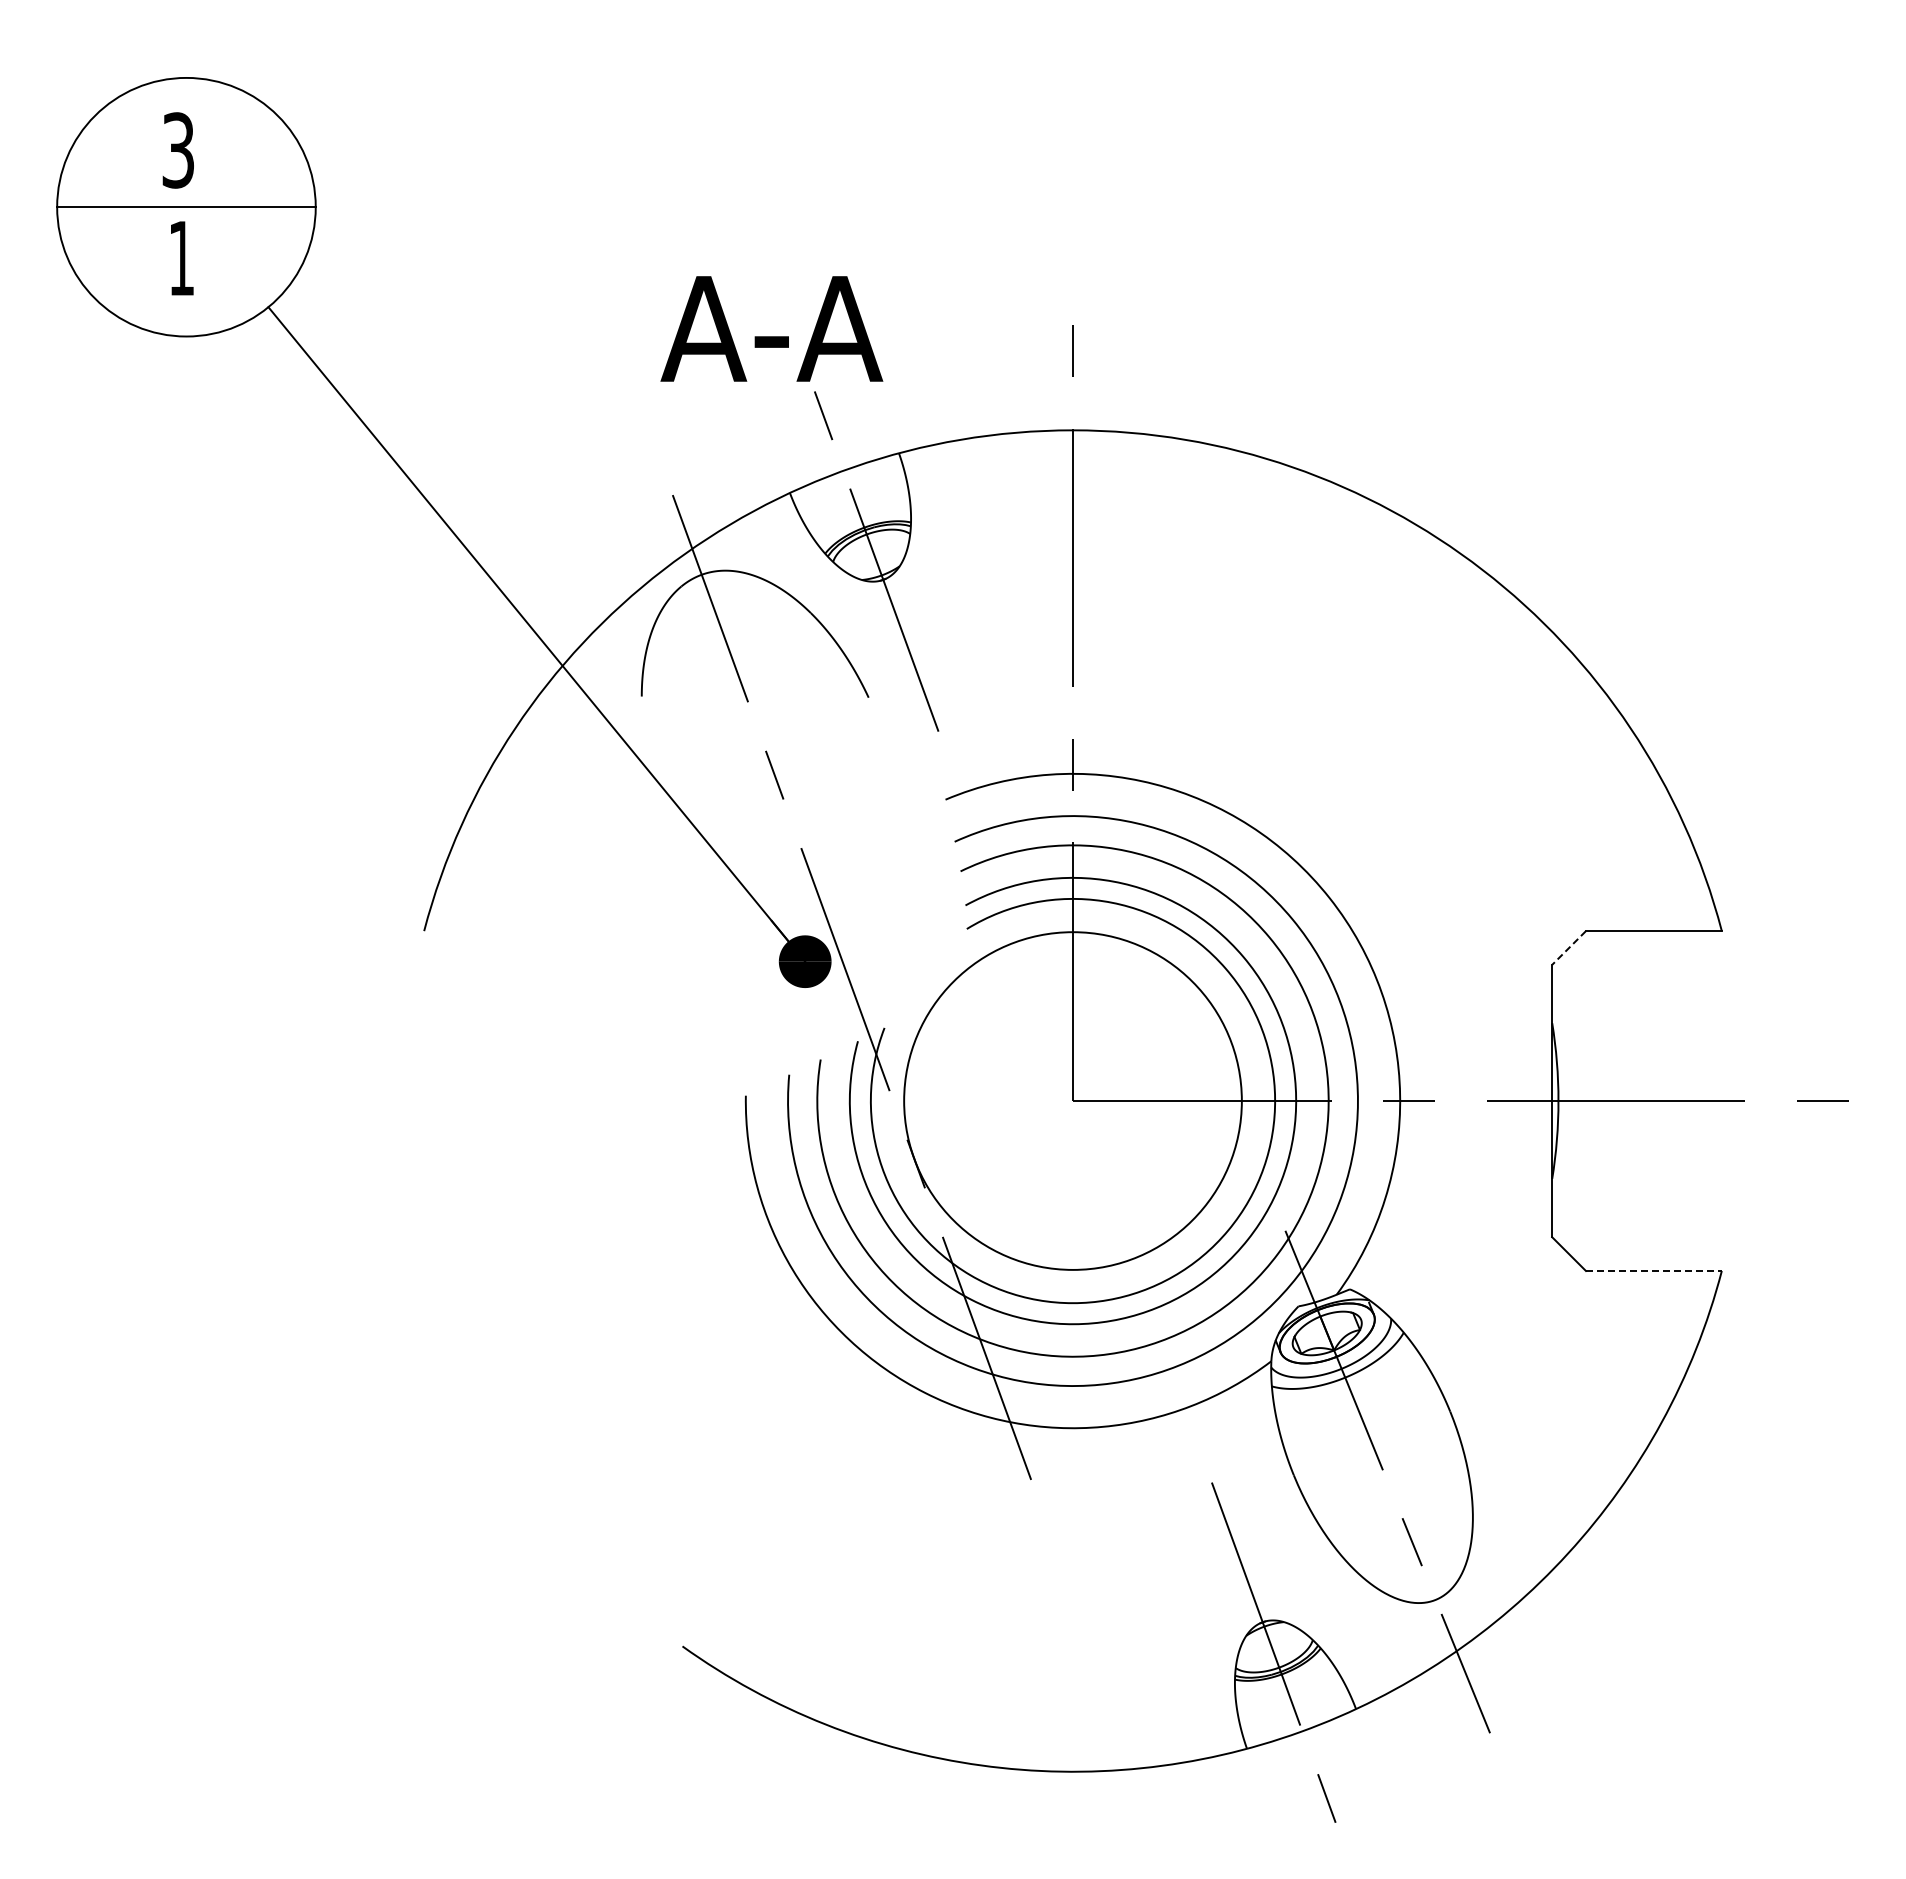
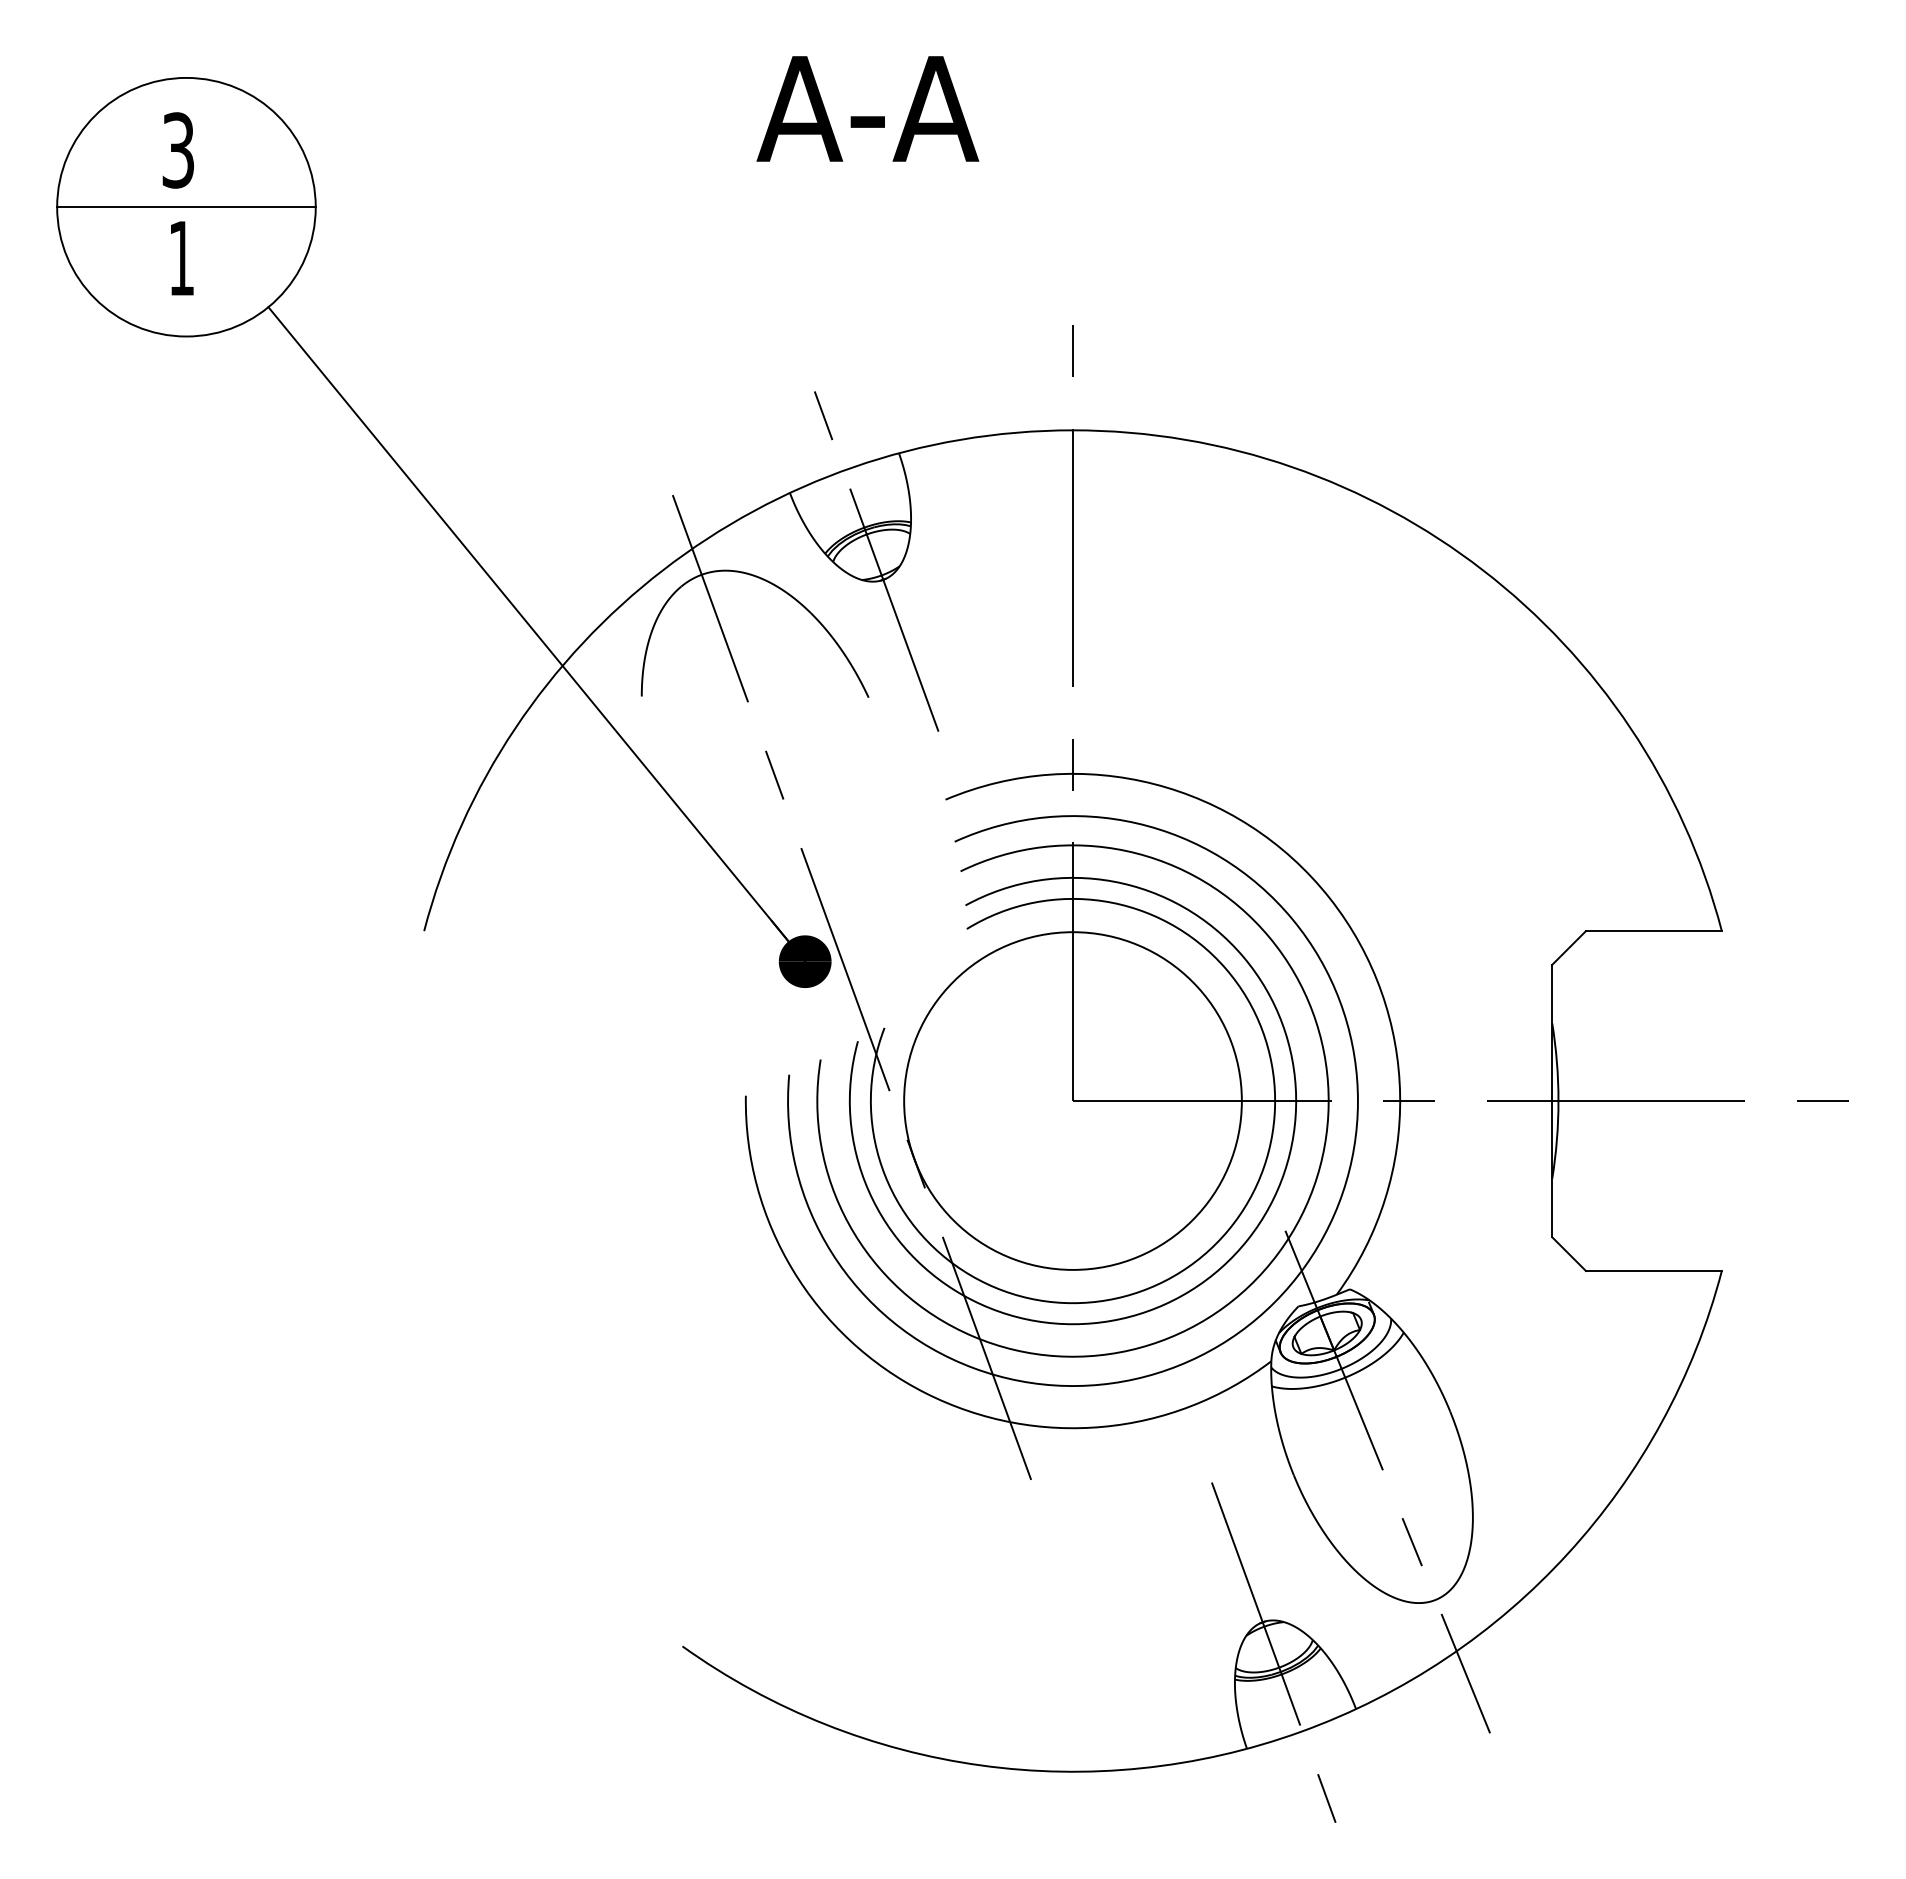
text position: (771, 328) -> (867, 108) (867, 108)
line: dashed -> solid (1569, 948)
line: dashed -> solid (1653, 1270)
